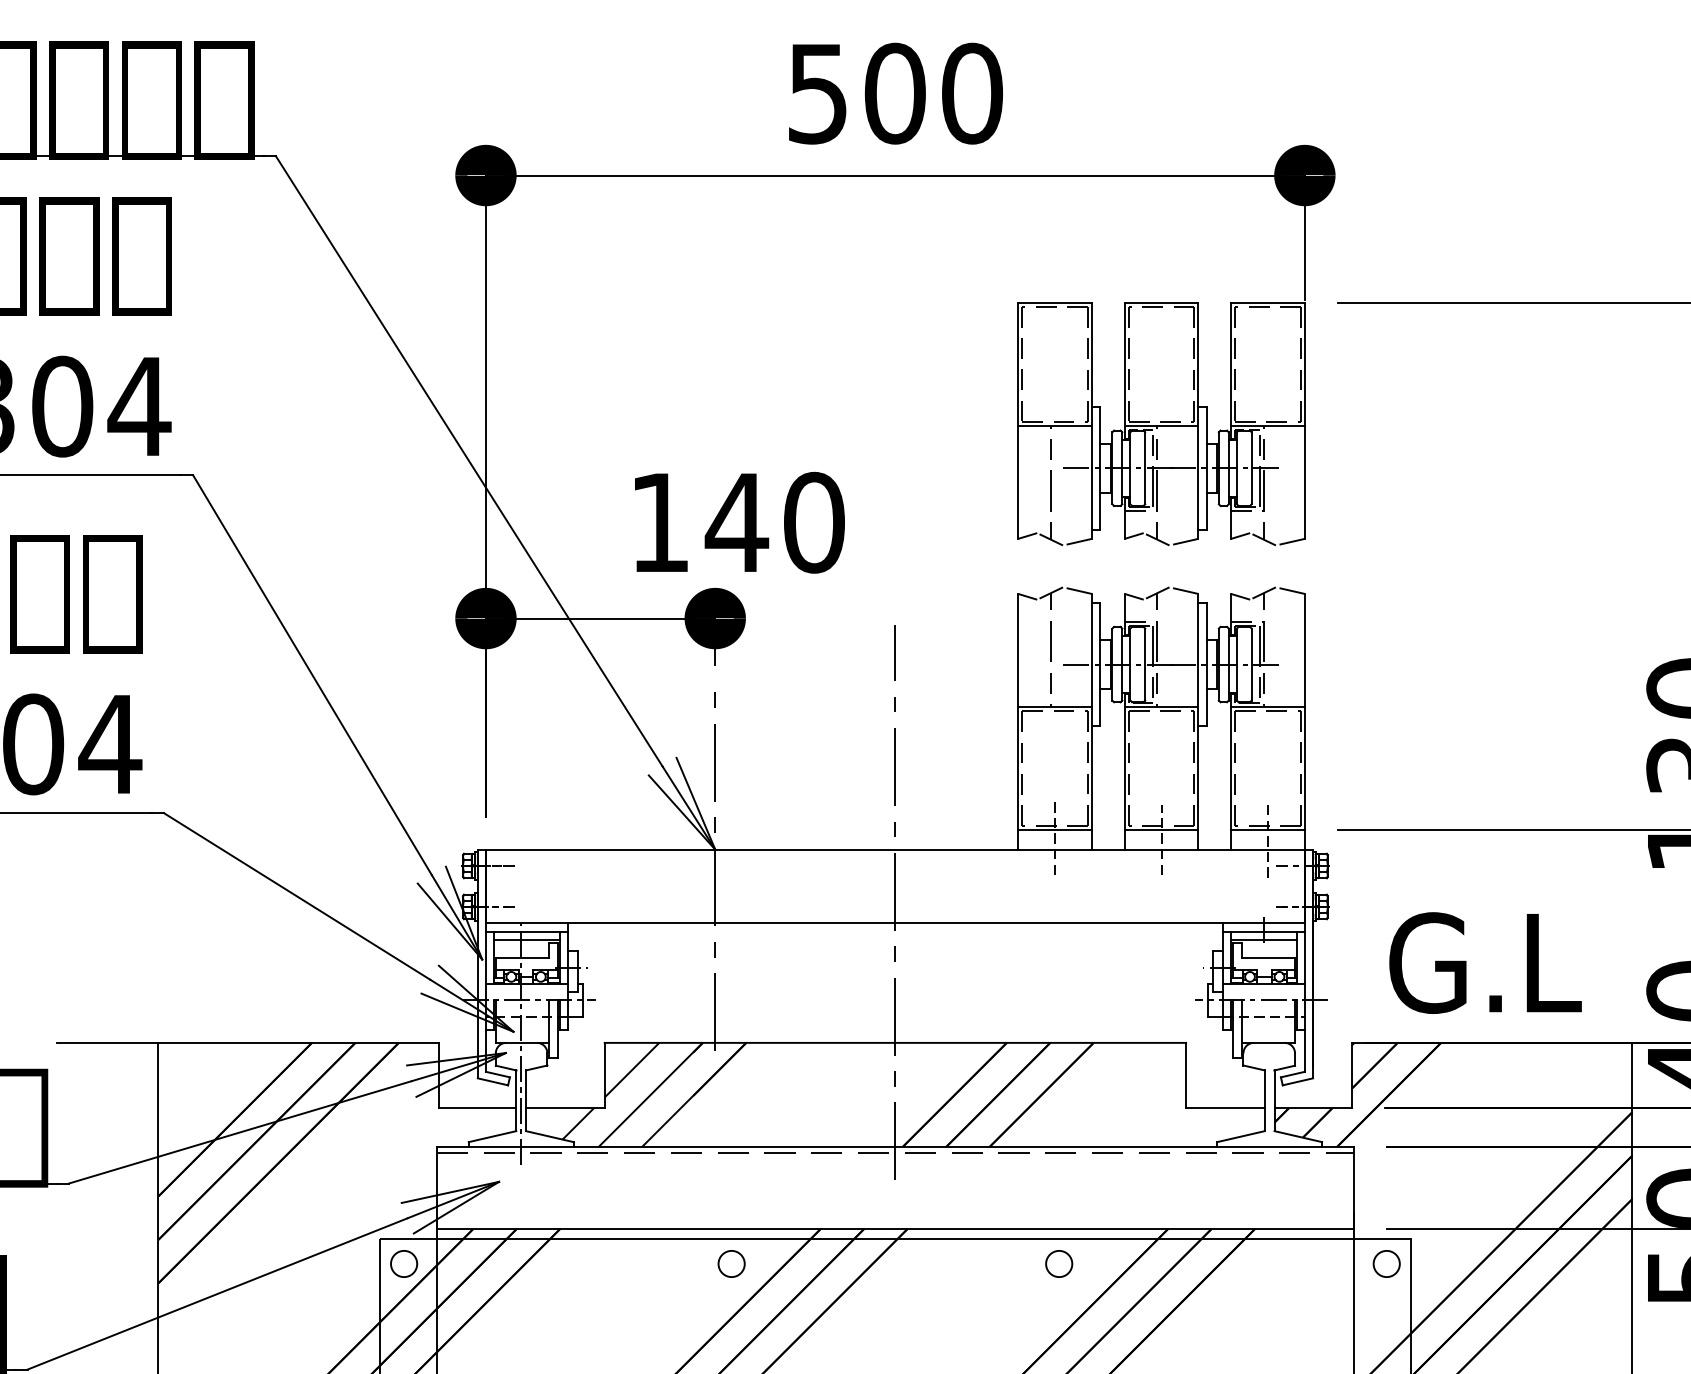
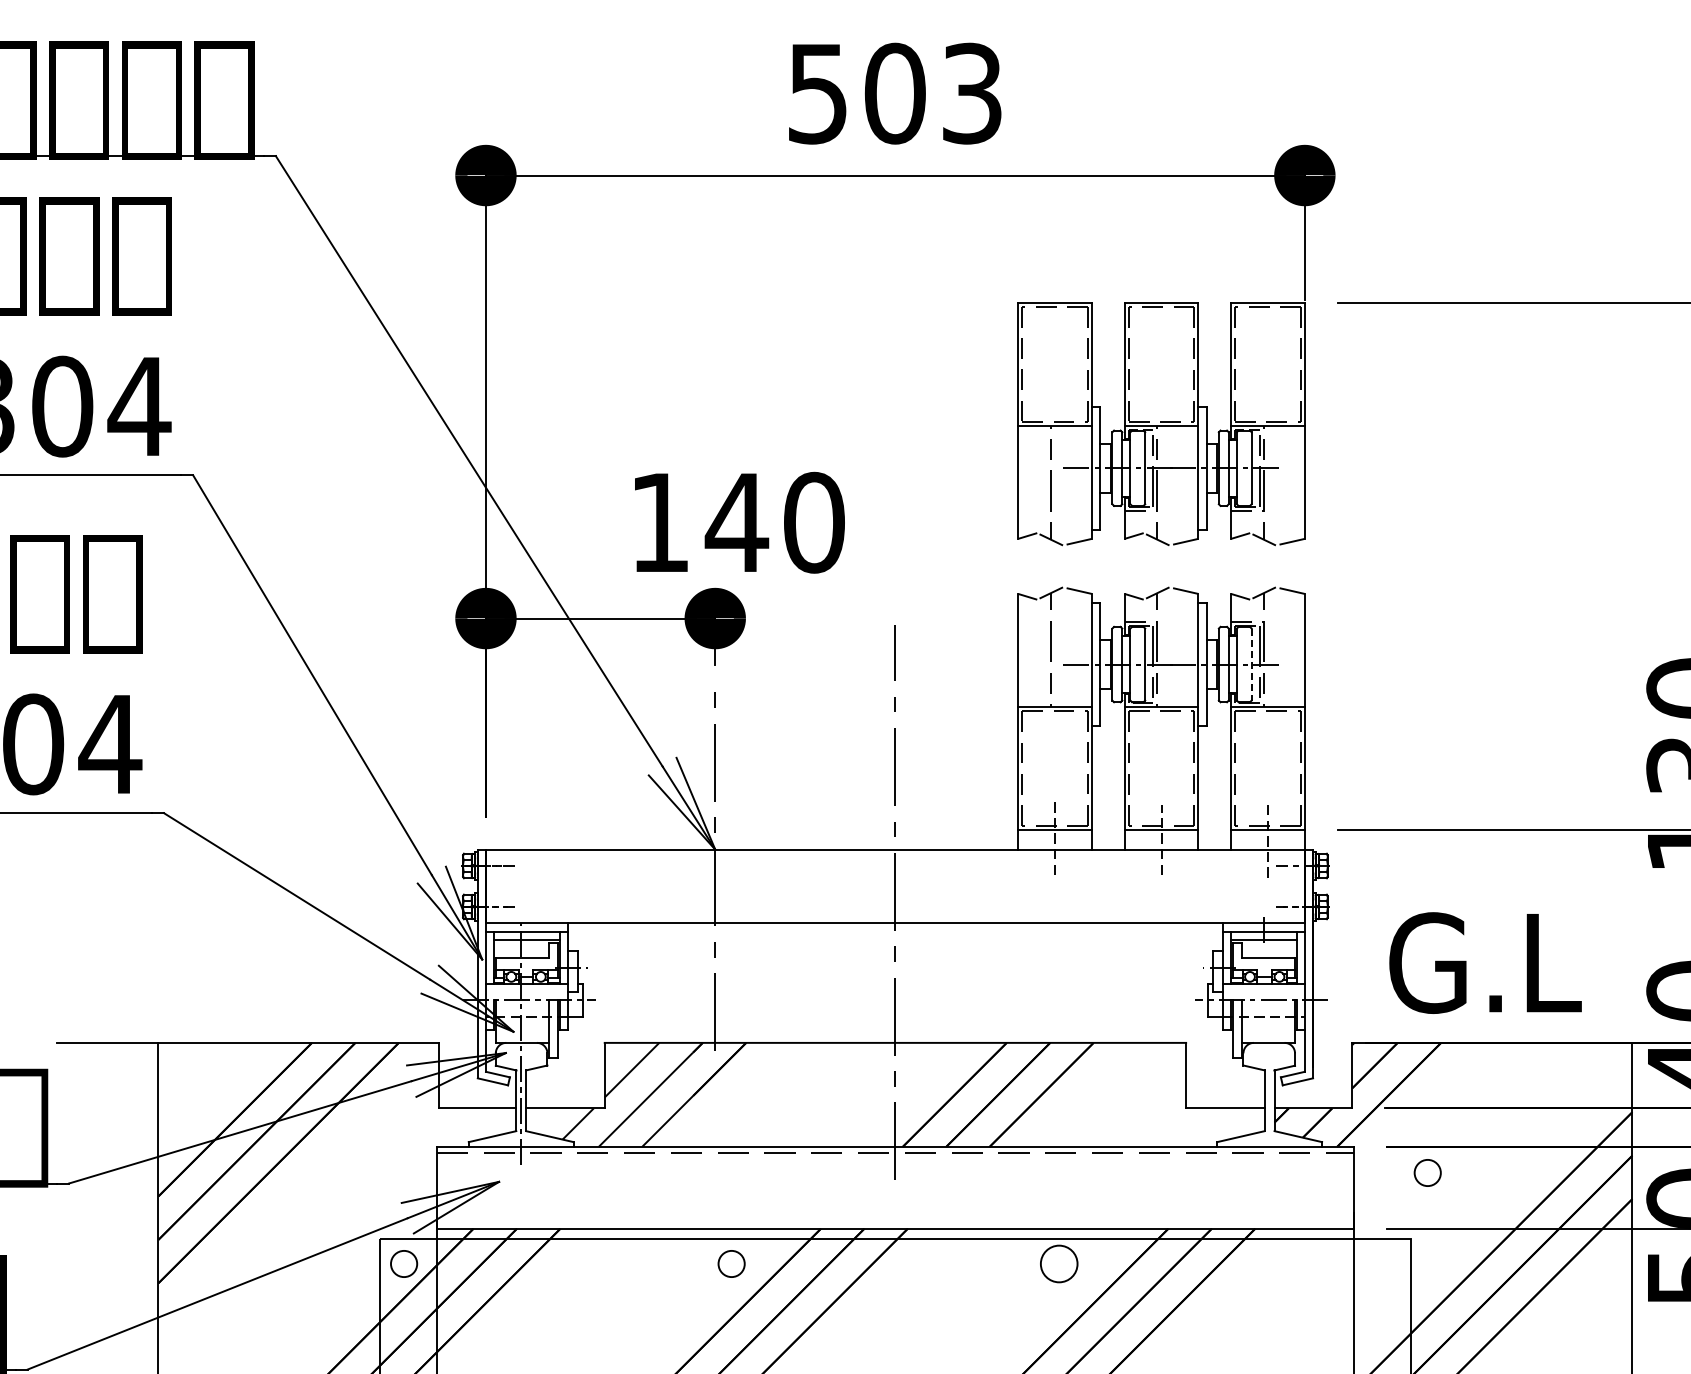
text: 500 -> 503 (972, 93)
line: solid -> dashed (1251, 665)
circle diameter: 26 px -> 37 px (1058, 1263)
circle position: (1386, 1263) -> (1427, 1172) (1427, 1172)
